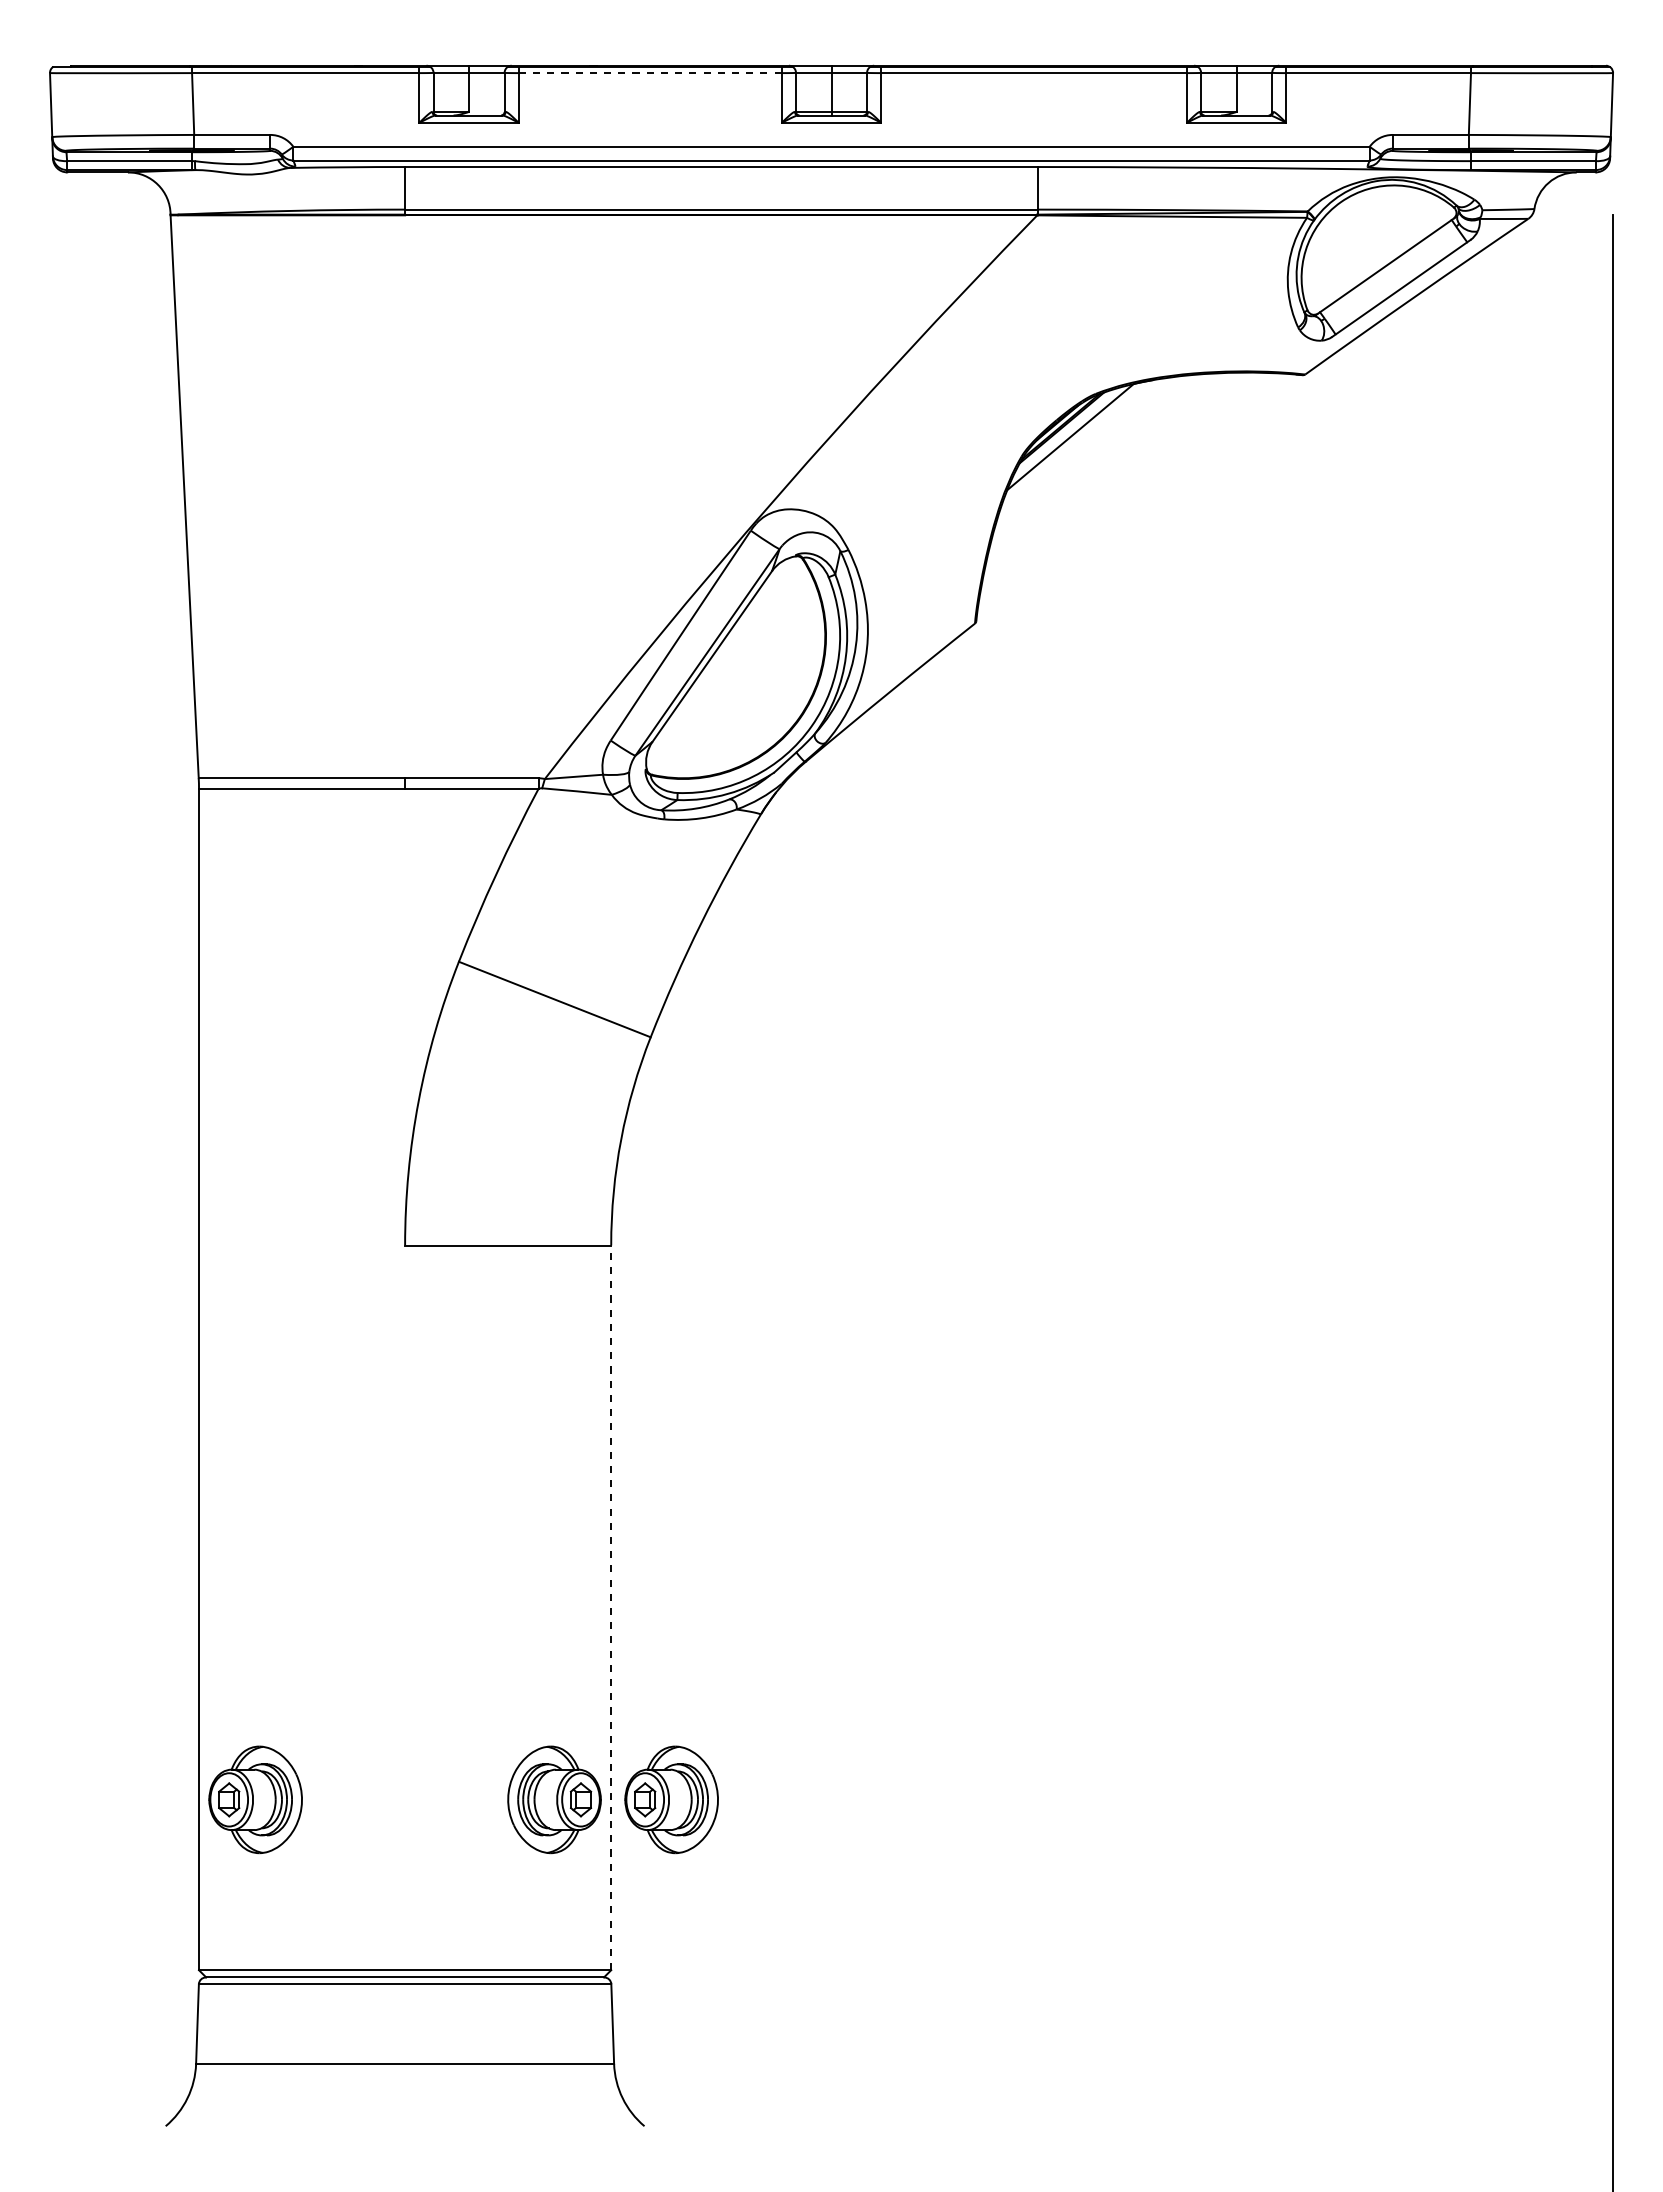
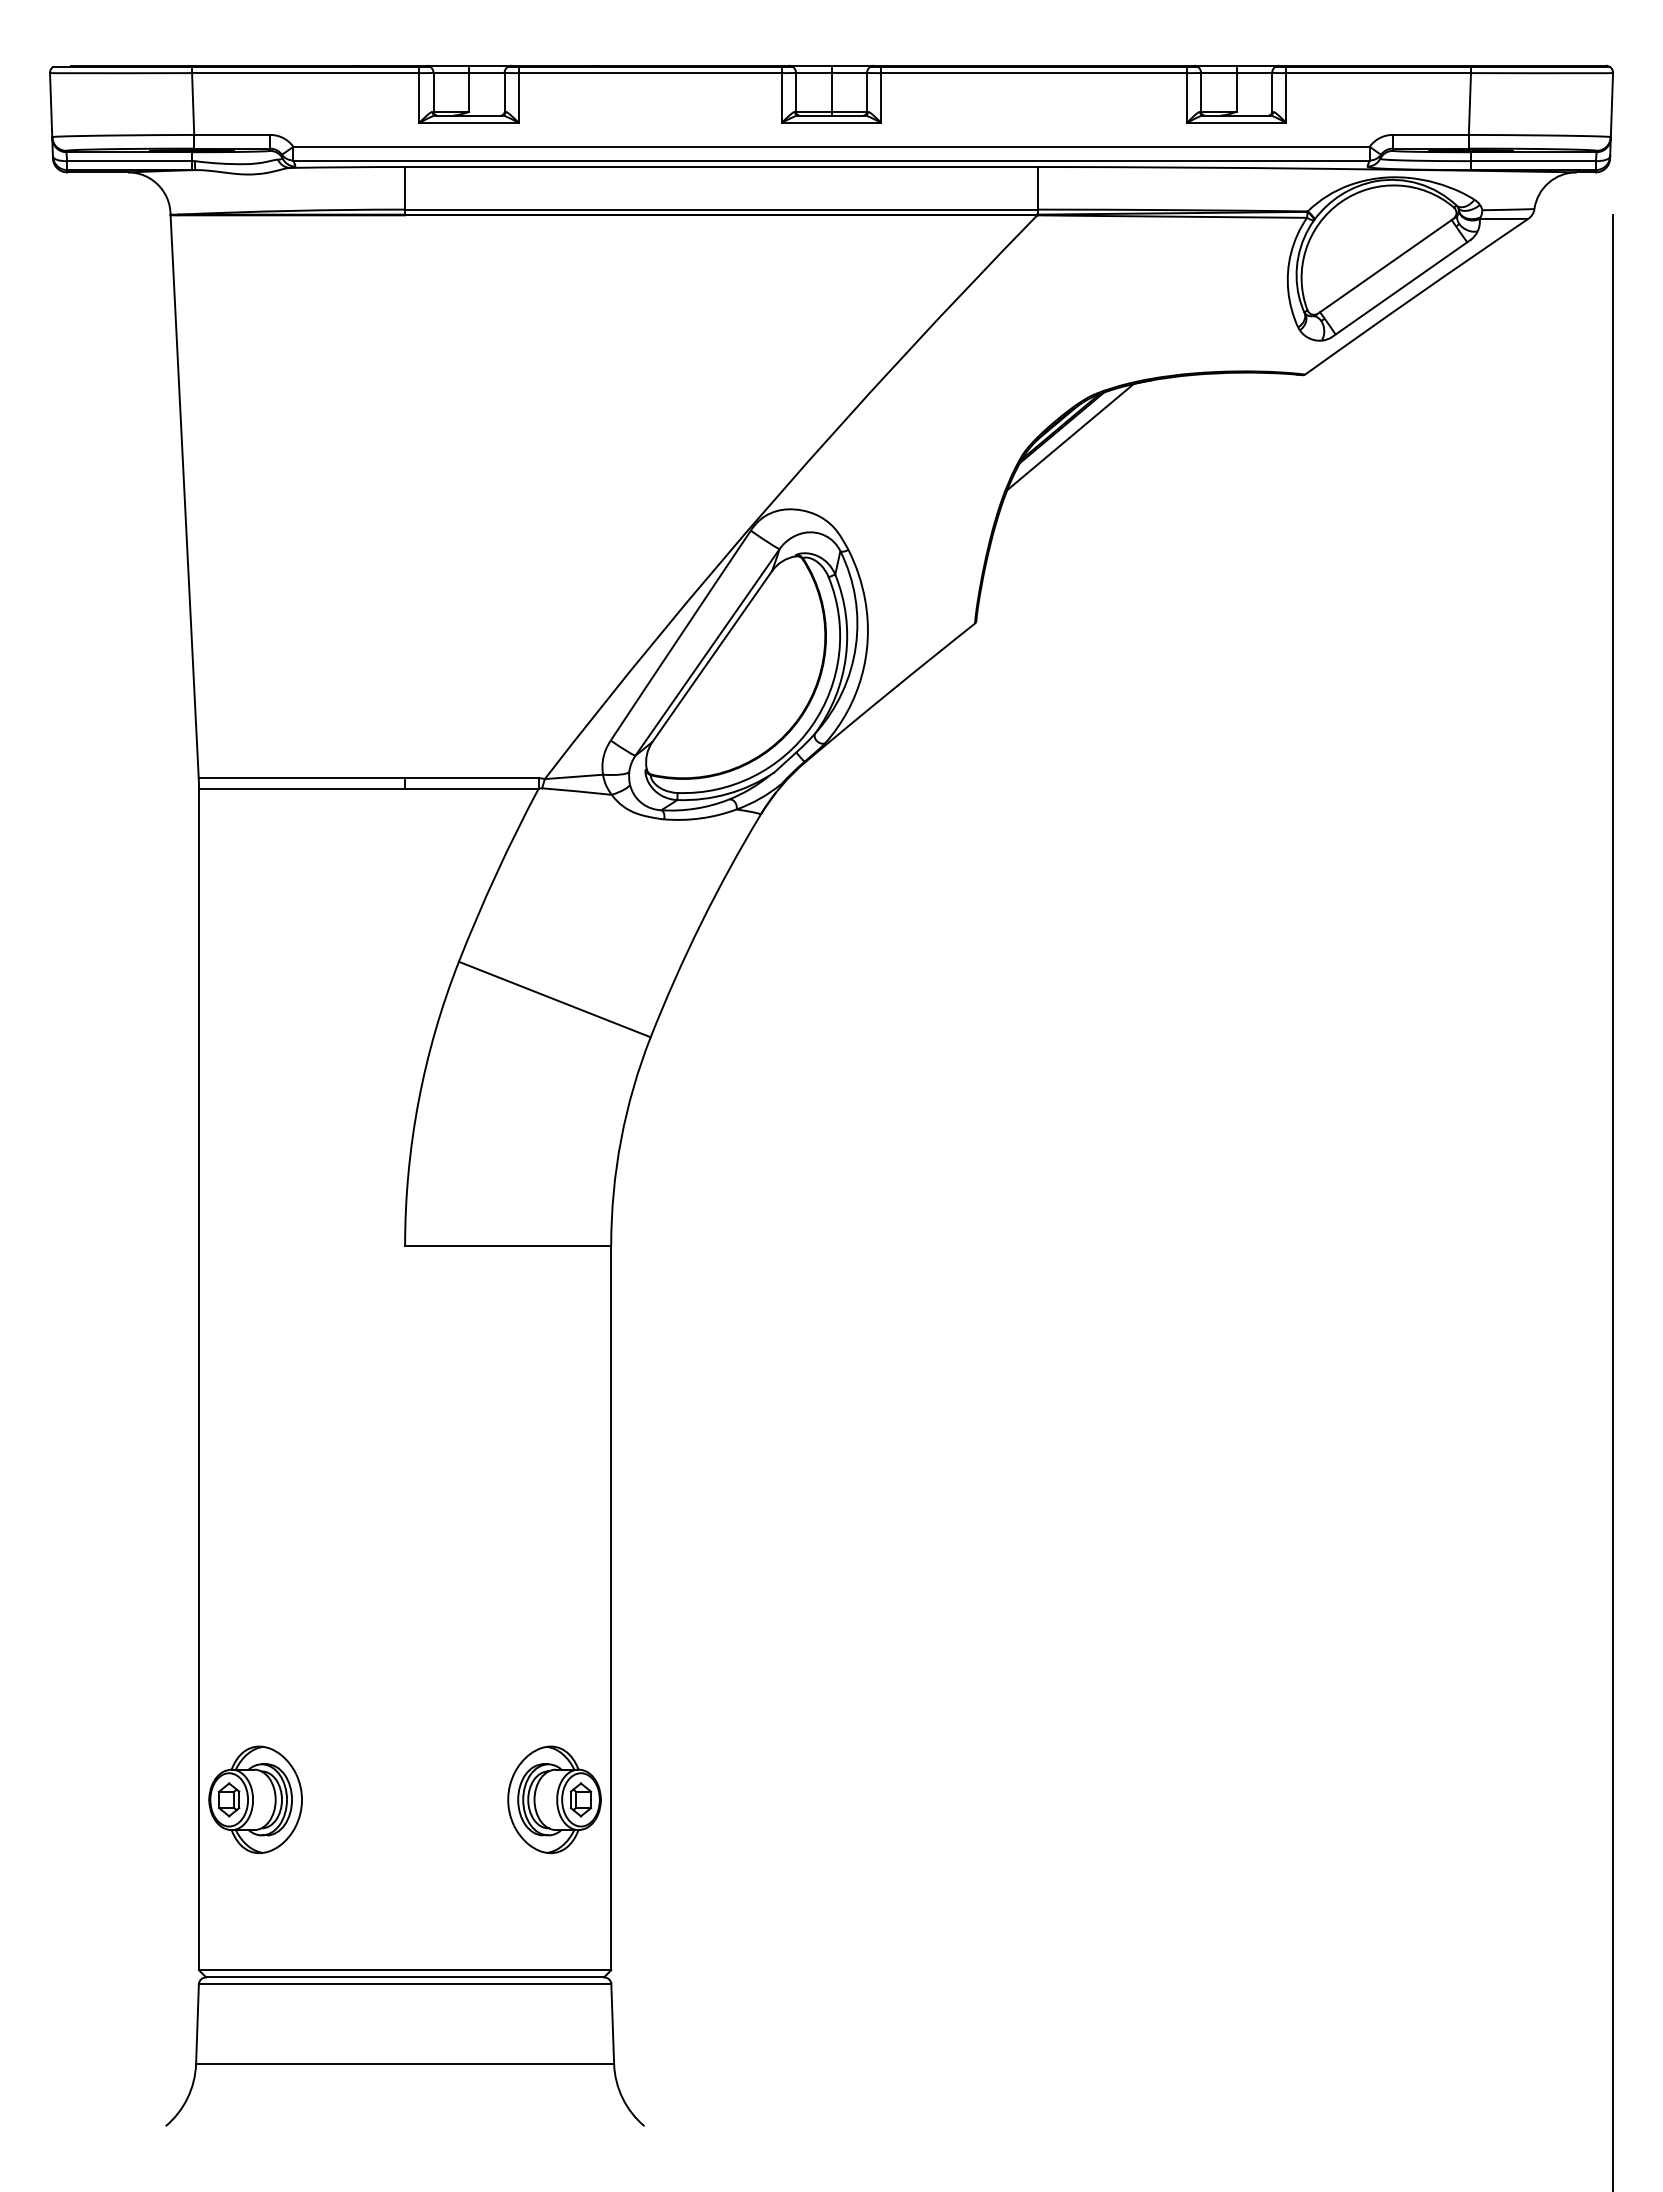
line: dashed -> solid (650, 73)
line: dashed -> solid (611, 1607)
part: present -> none (671, 1799)
